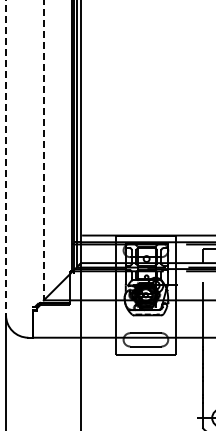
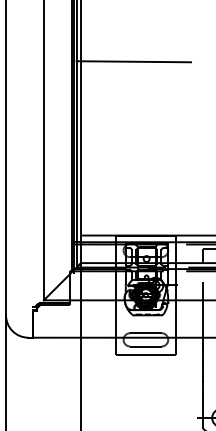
line: none -> present (133, 61)
line: dashed -> solid (43, 150)
line: dashed -> solid (6, 158)
